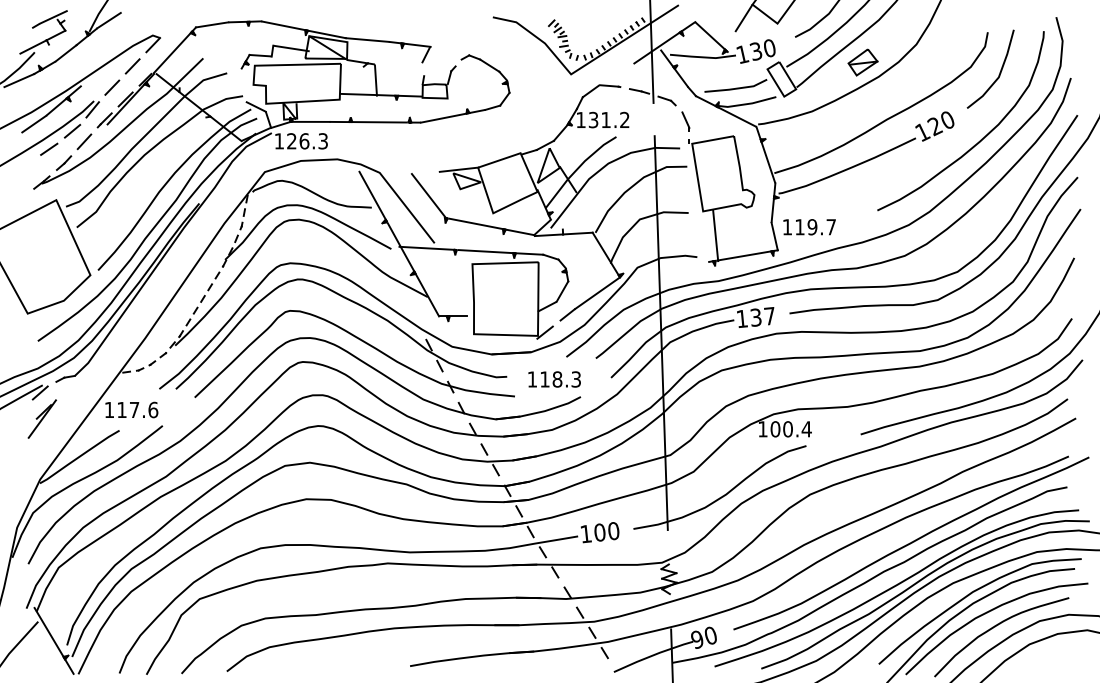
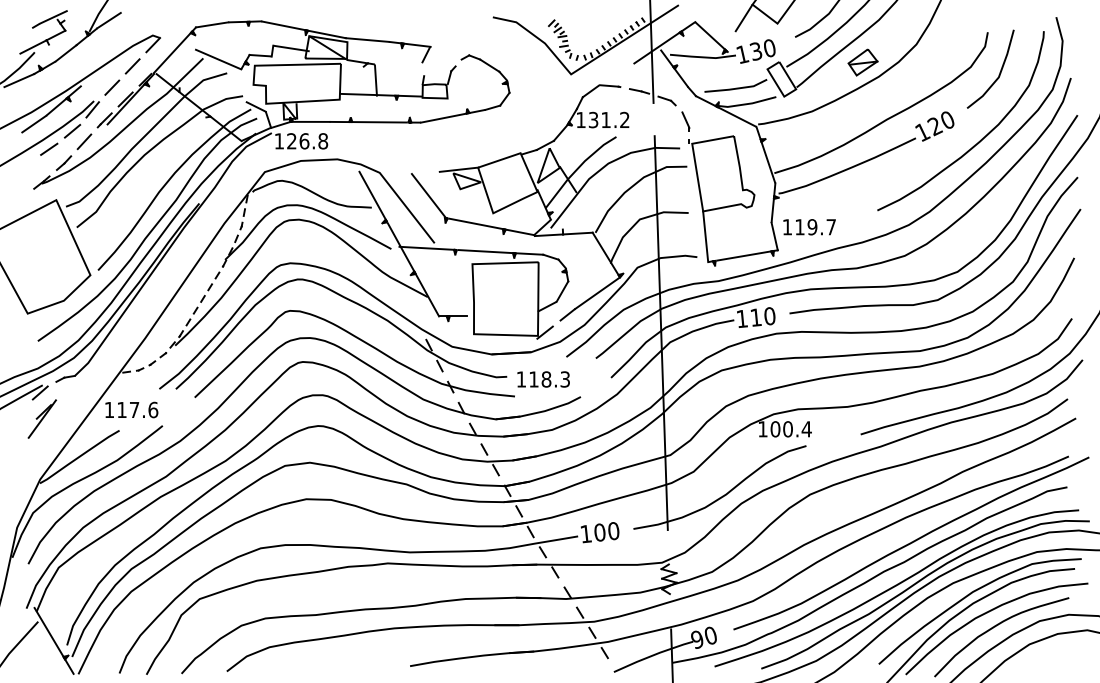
line: none -> present (218, 59)
text: 126.3 -> 126.8 (323, 141)
line position: (715, 235) -> (705, 236) (705, 236)
text: 137 -> 110 (762, 316)
text position: (554, 379) -> (543, 379) (543, 379)
